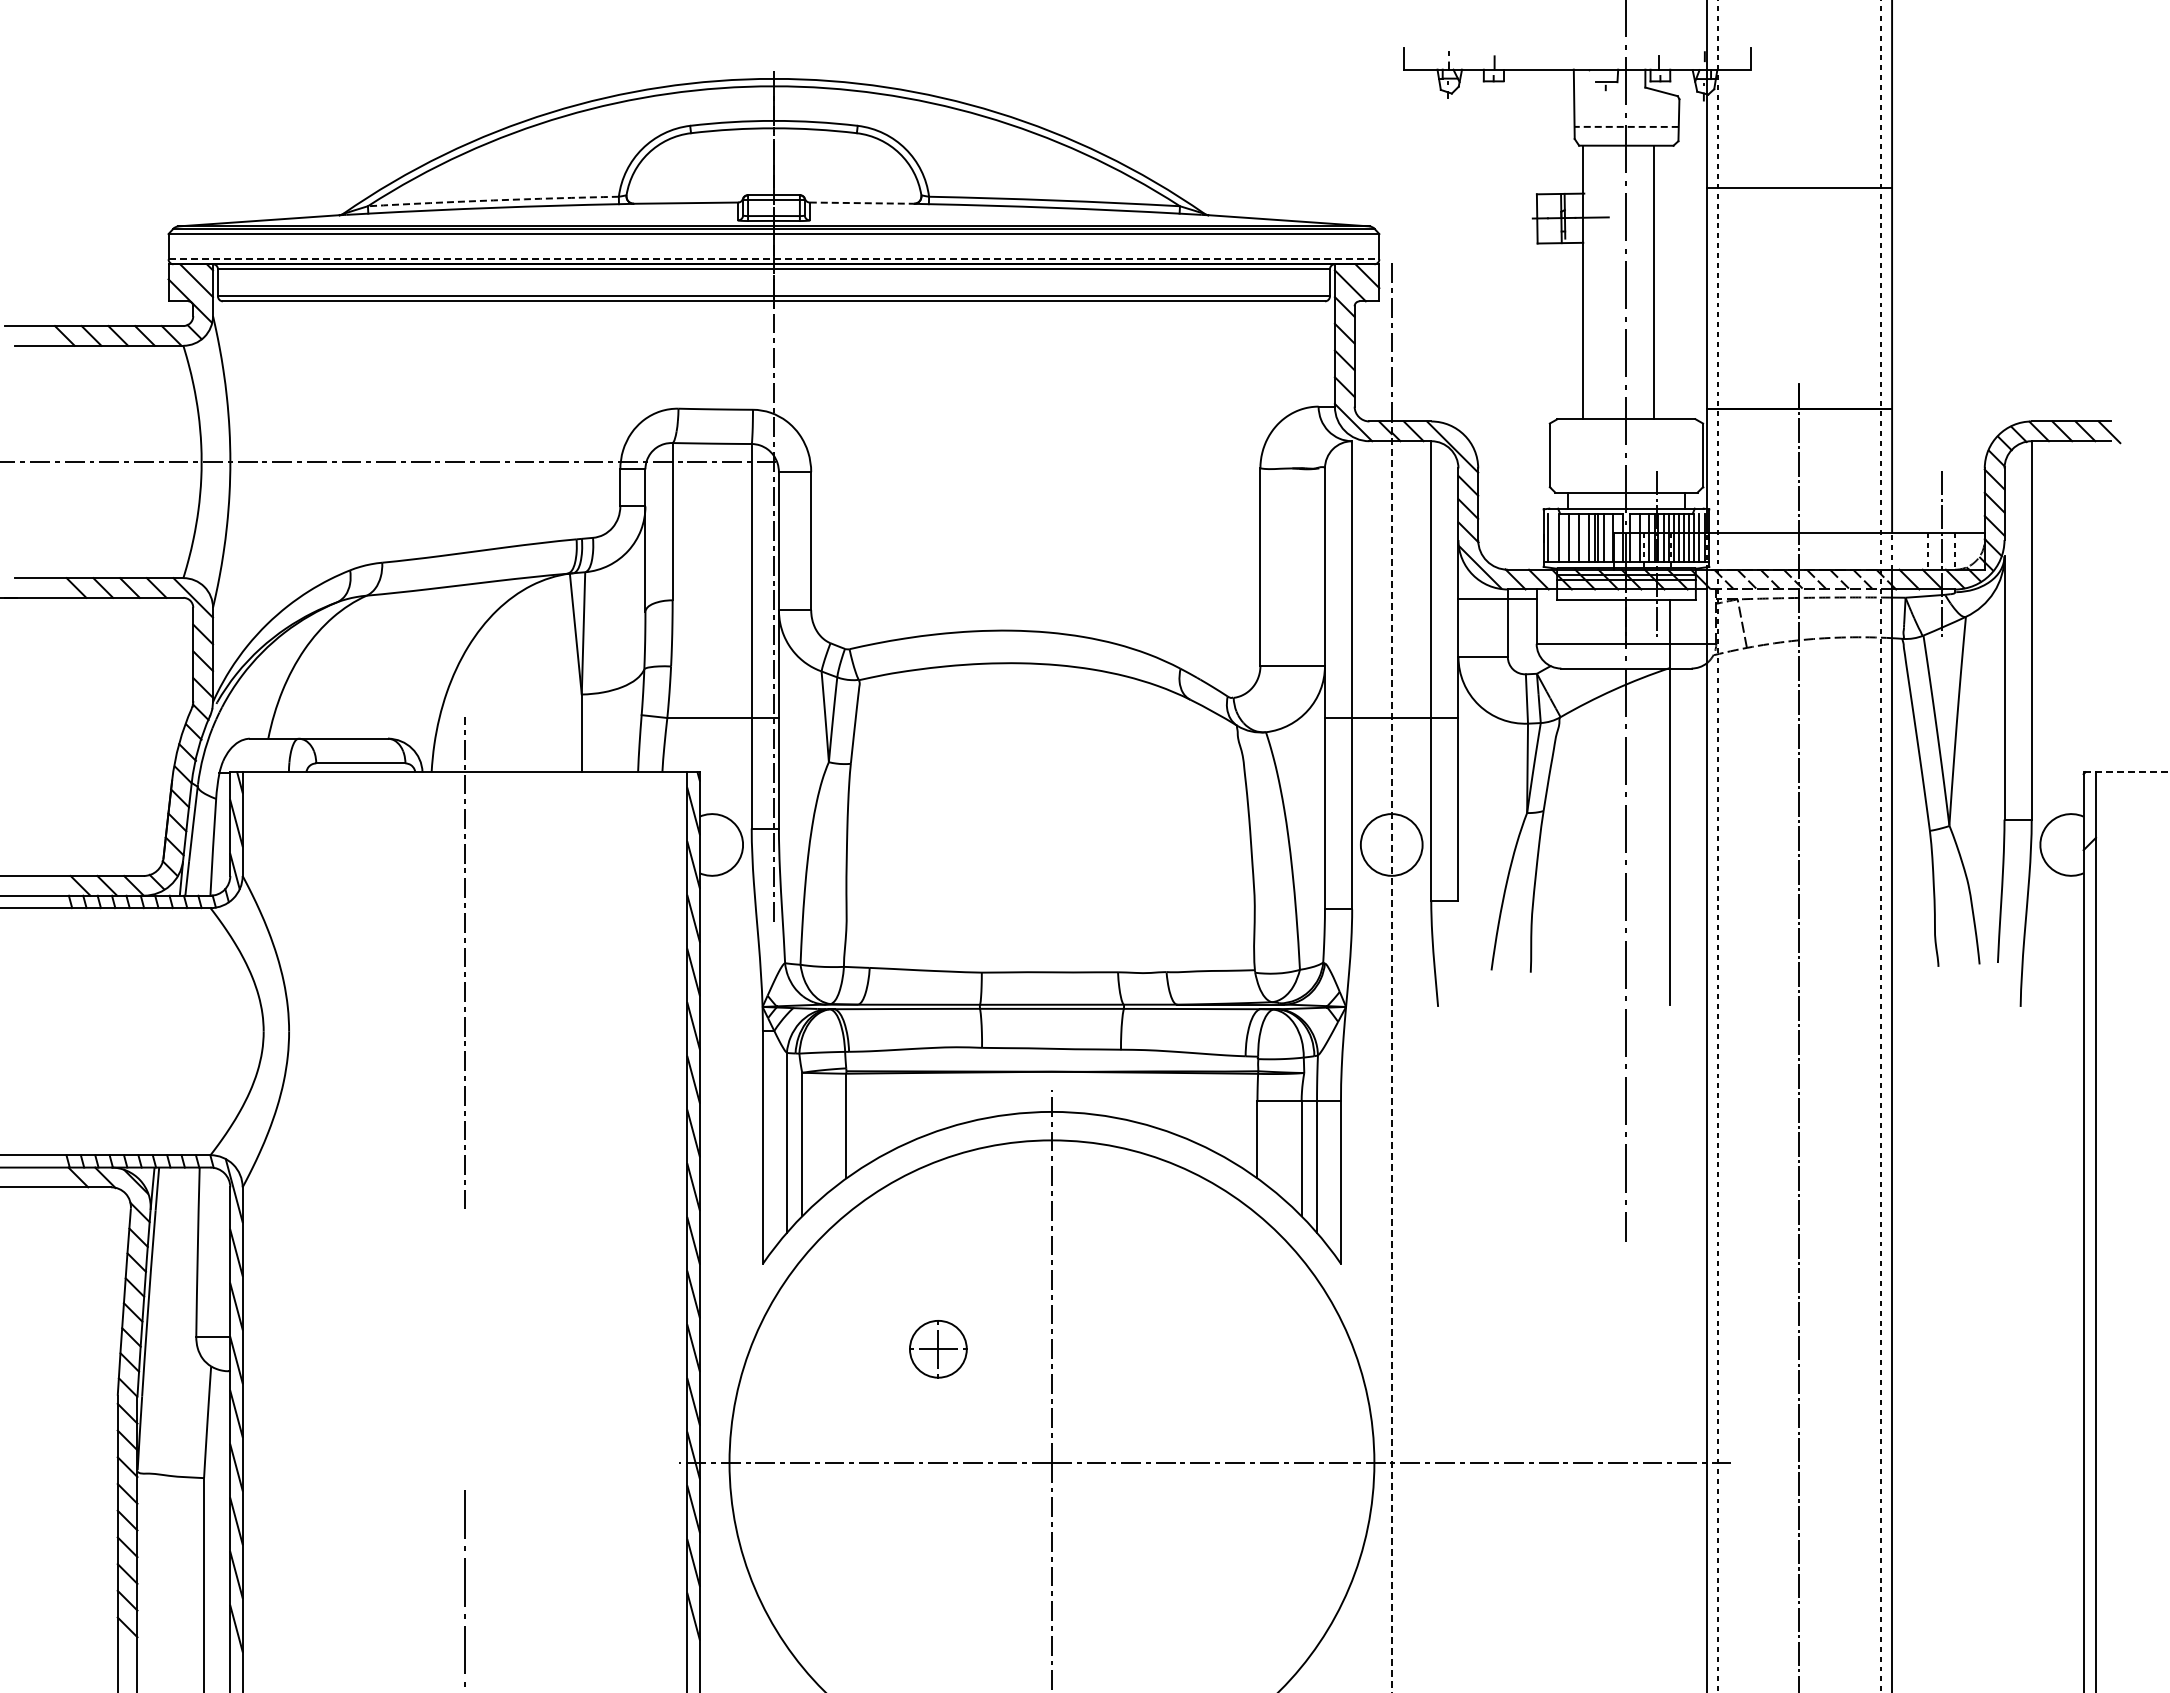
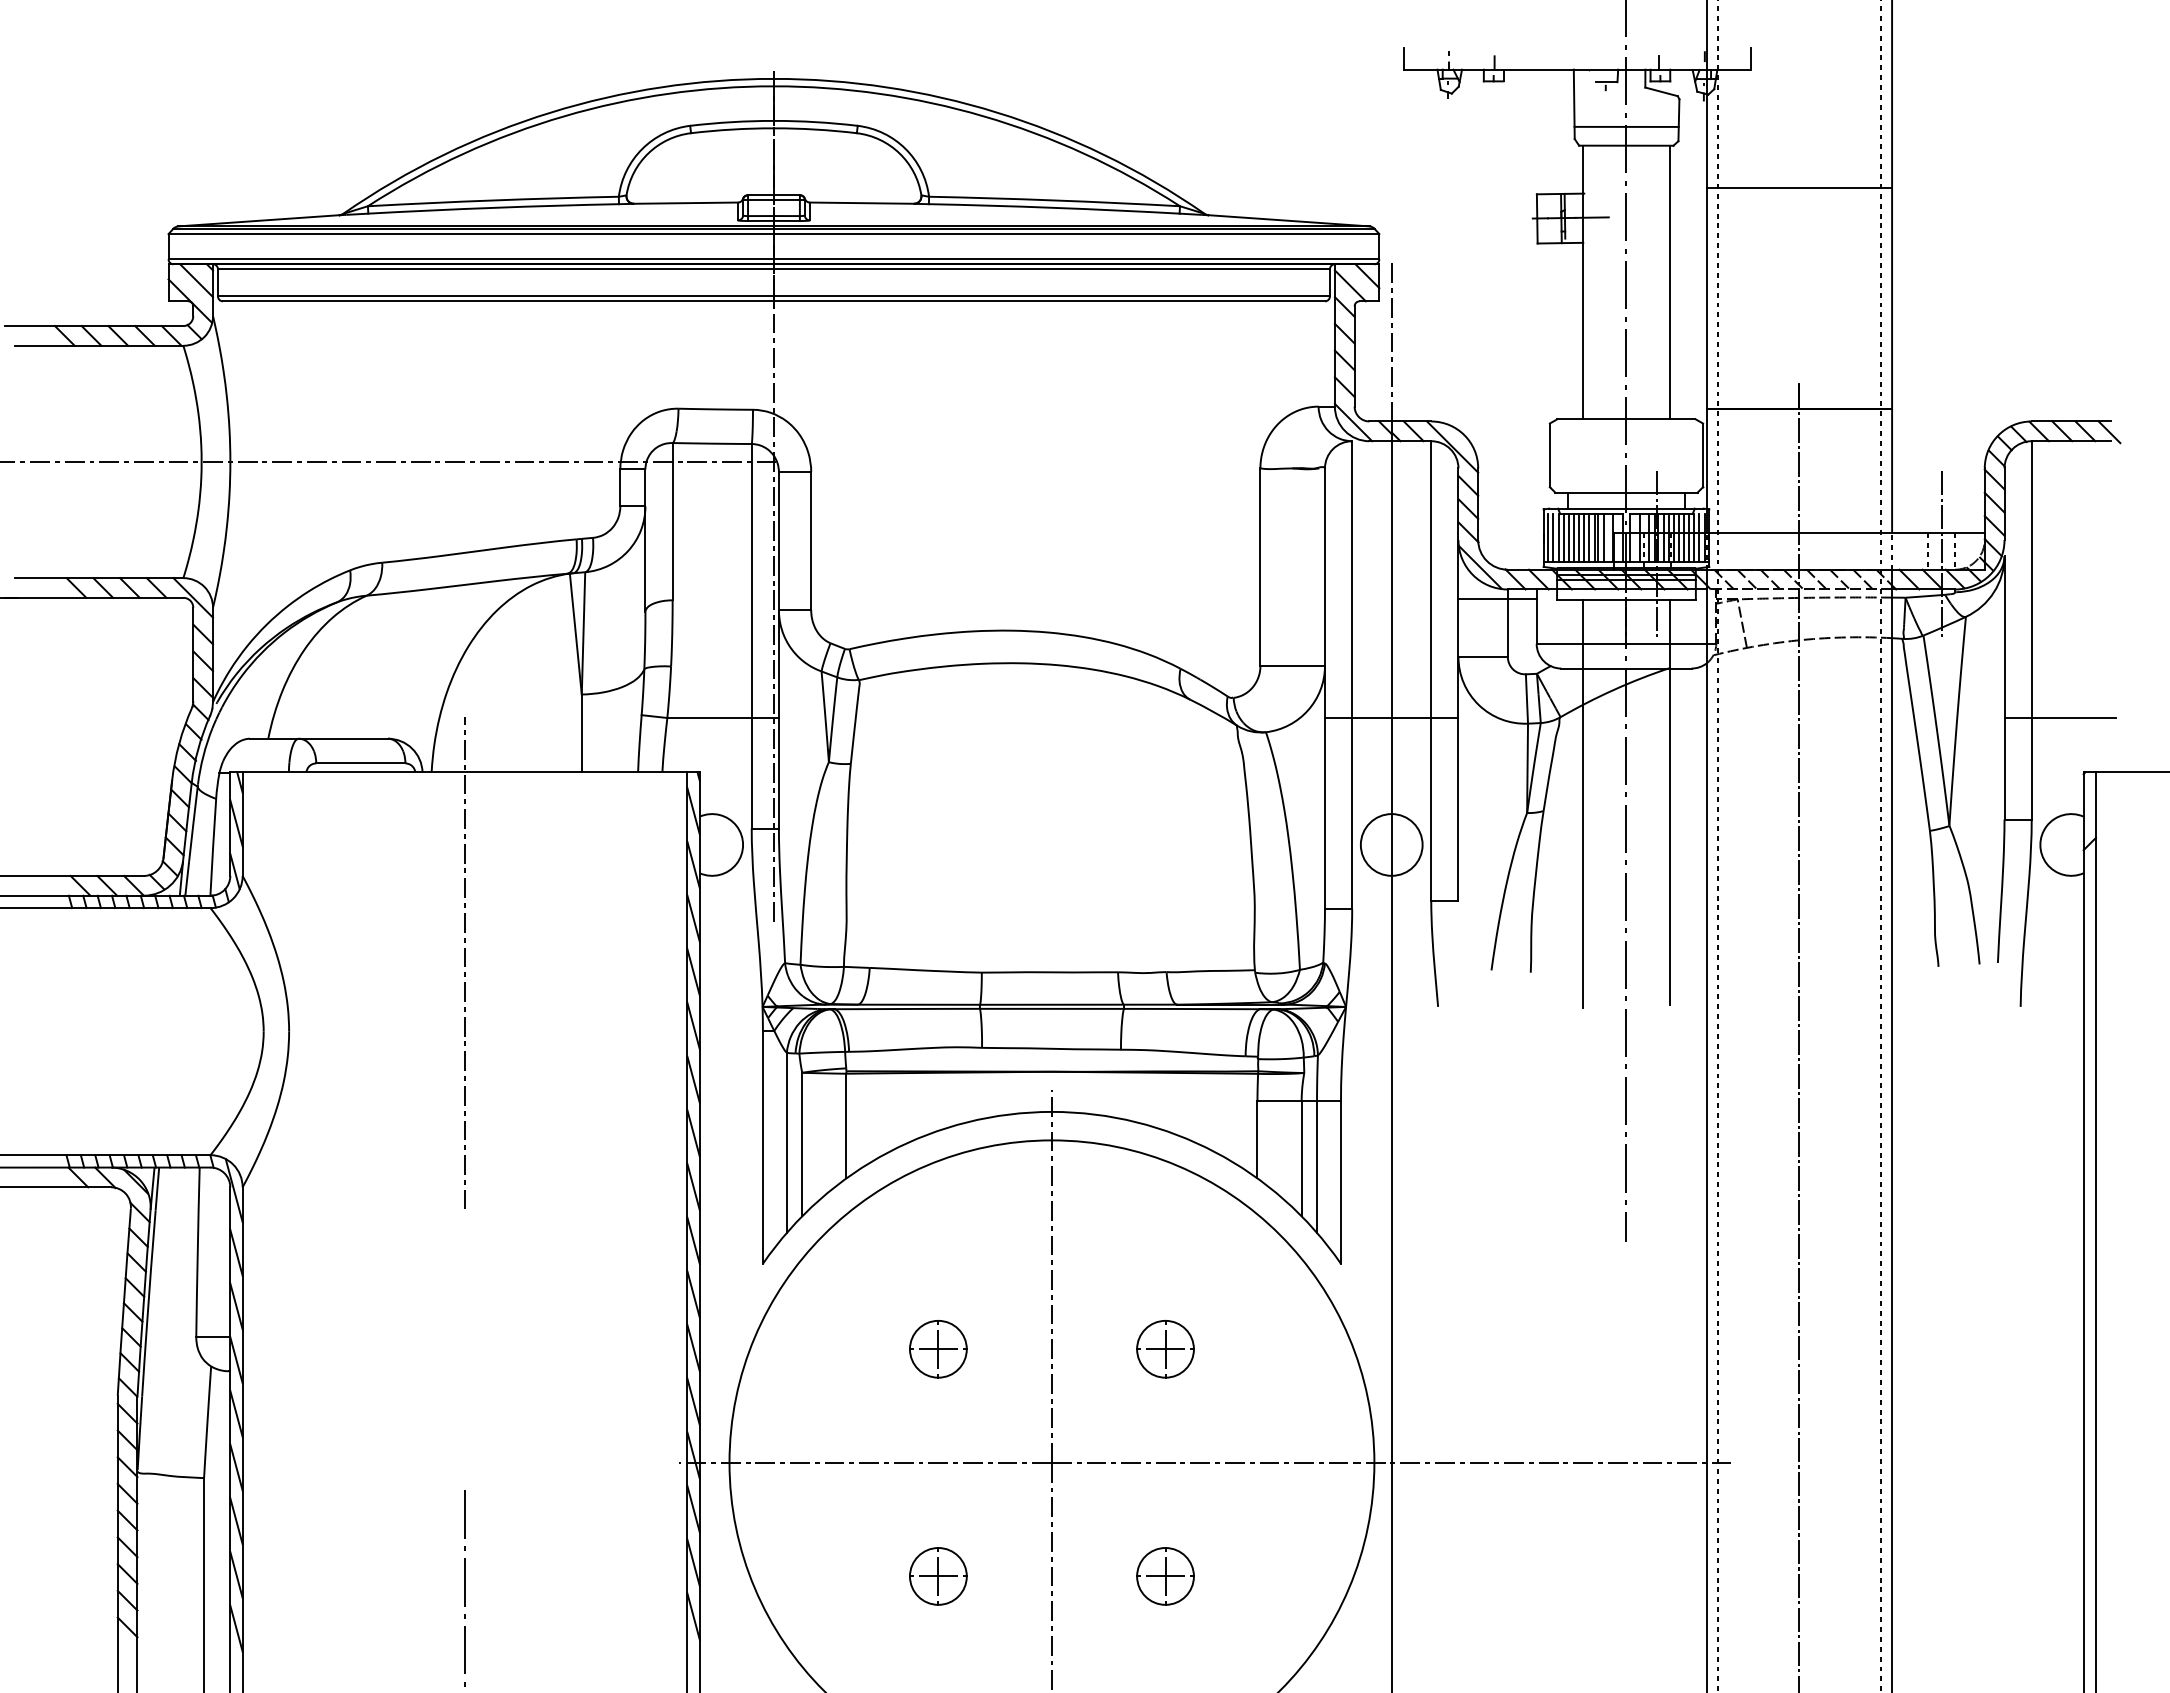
line: dashed -> solid (1626, 126)
arc: dashed -> solid (493, 200)
line: dashed -> solid (862, 203)
line: dashed -> solid (774, 259)
line position: (1653, 282) -> (1669, 282) (1669, 282)
line: none -> present (1553, 538)
line: none -> present (1564, 538)
line: none -> present (1574, 538)
line: none -> present (1583, 538)
line: none -> present (2060, 718)
line: dashed -> solid (2126, 772)
line: none -> present (1583, 803)
line: dashed -> solid (1391, 1056)
part: none -> present (1165, 1349)
part: none -> present (938, 1576)
part: none -> present (1165, 1576)
